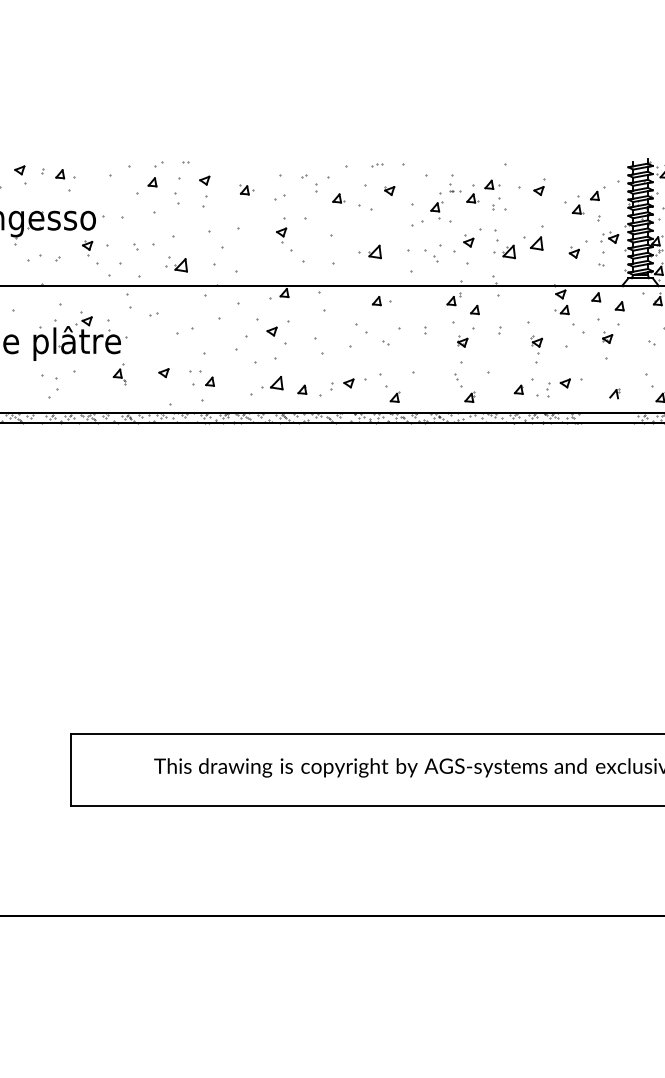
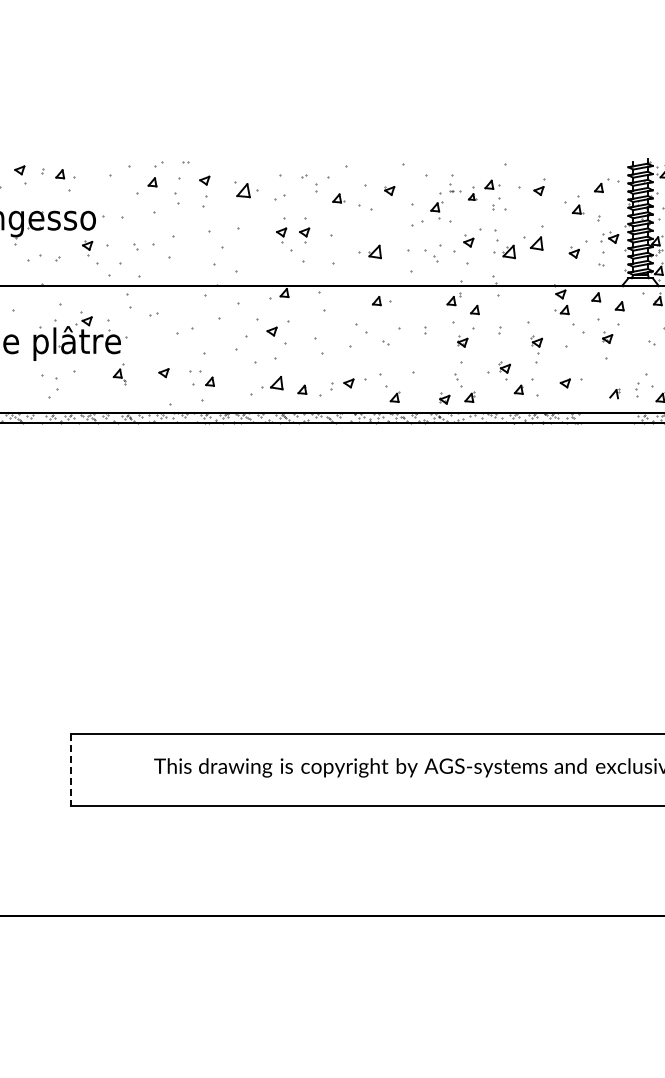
part: present -> none (377, 165)
part size: 16x12 px -> 25x18 px (246, 189)
part size: 14x20 px -> 10x15 px (472, 193)
part position: (597, 193) -> (601, 185) (601, 185)
part: none -> present (304, 235)
part: present -> none (176, 265)
part: none -> present (504, 370)
part position: (548, 389) -> (637, 389) (637, 389)
part: none -> present (444, 398)
line: solid -> dashed (71, 770)
